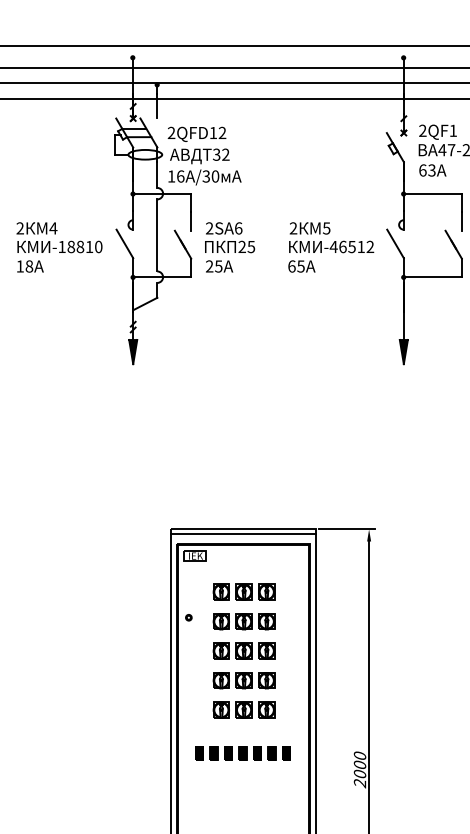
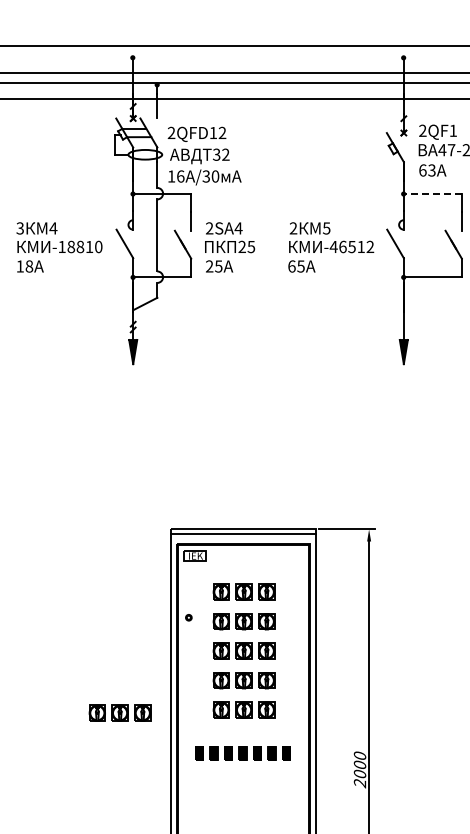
line position: (234, 68) -> (234, 73) (234, 73)
line: solid -> dashed (432, 193)
text: 2 -> 3 (19, 228)
text: 2SA6 -> 2SA4 (238, 228)
part: none -> present (119, 712)
